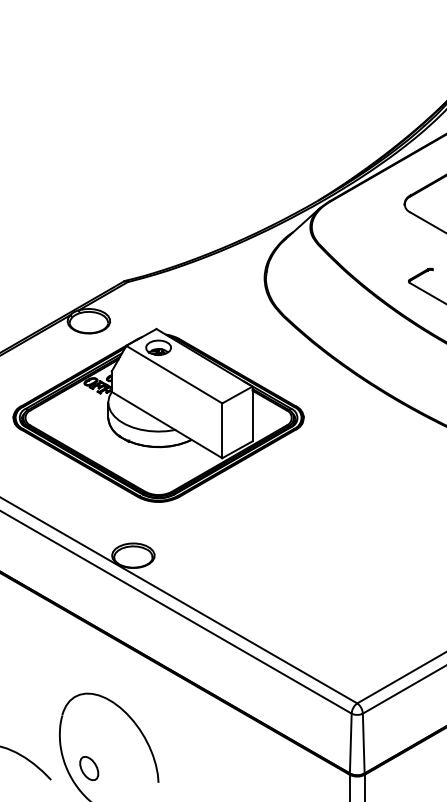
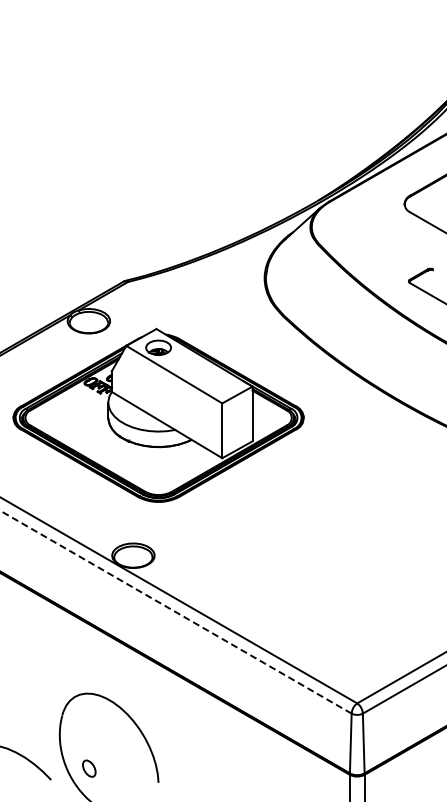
line: solid -> dashed (175, 612)
part size: 21x26 px -> 15x19 px (89, 768)
